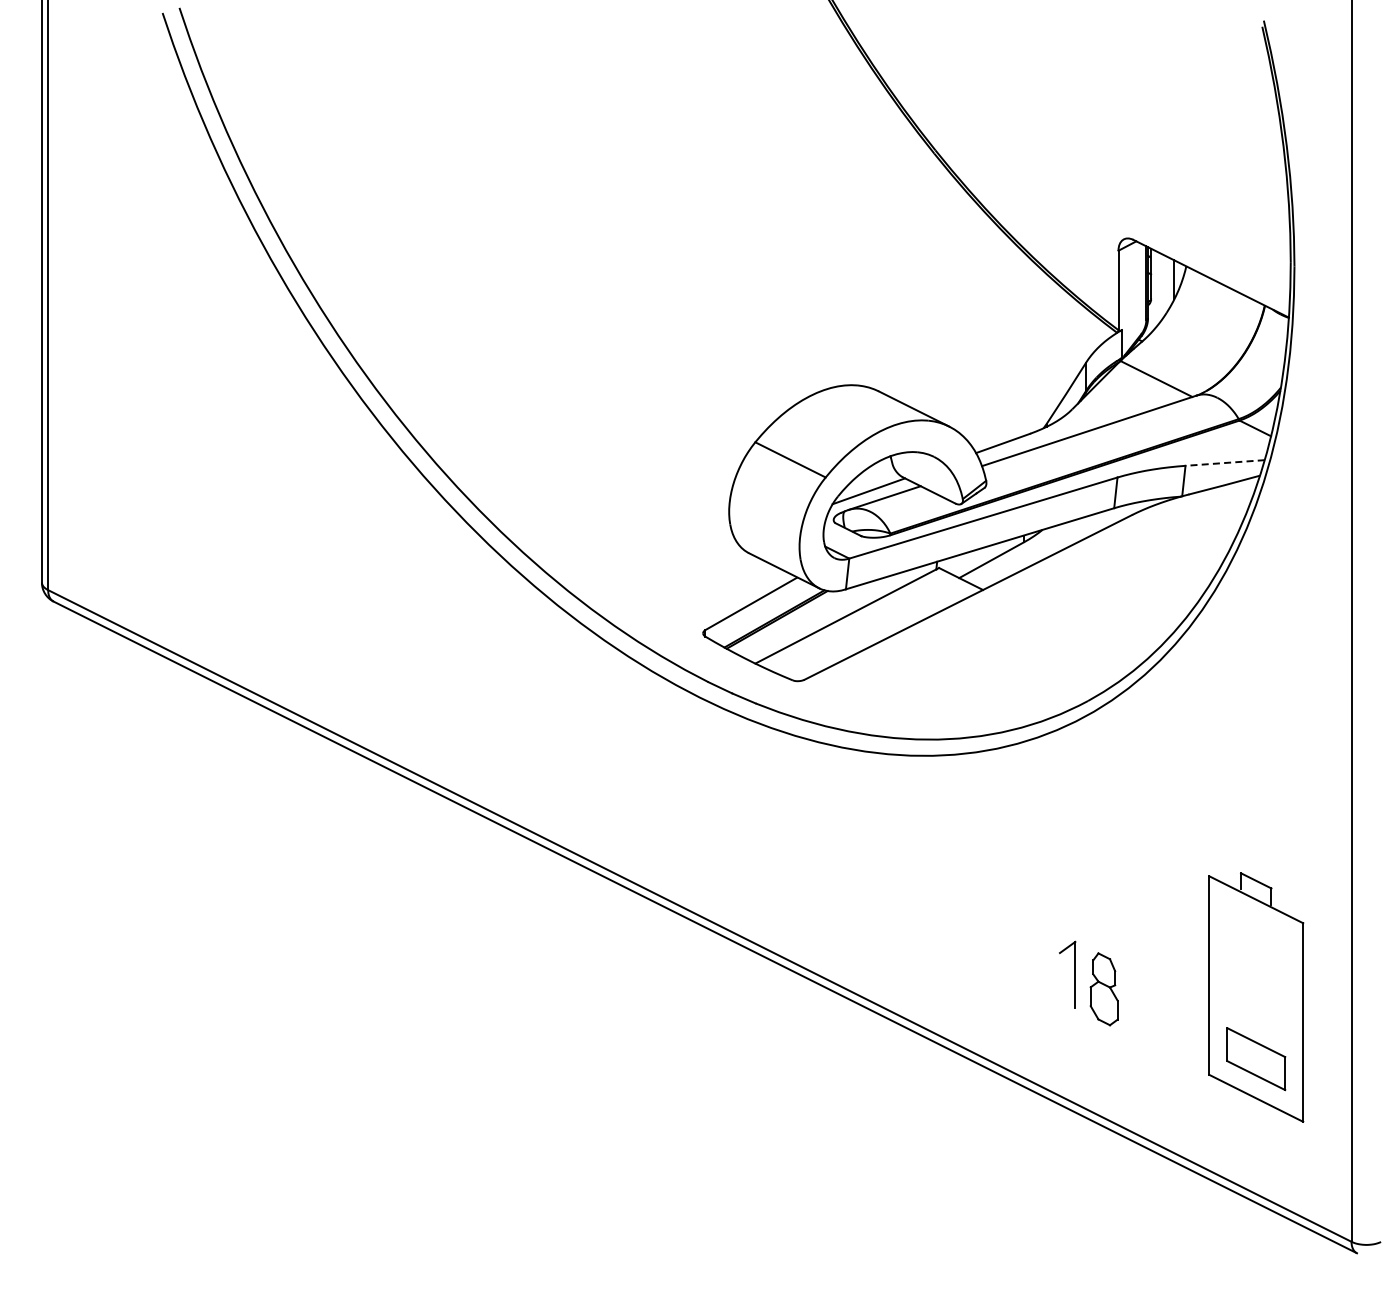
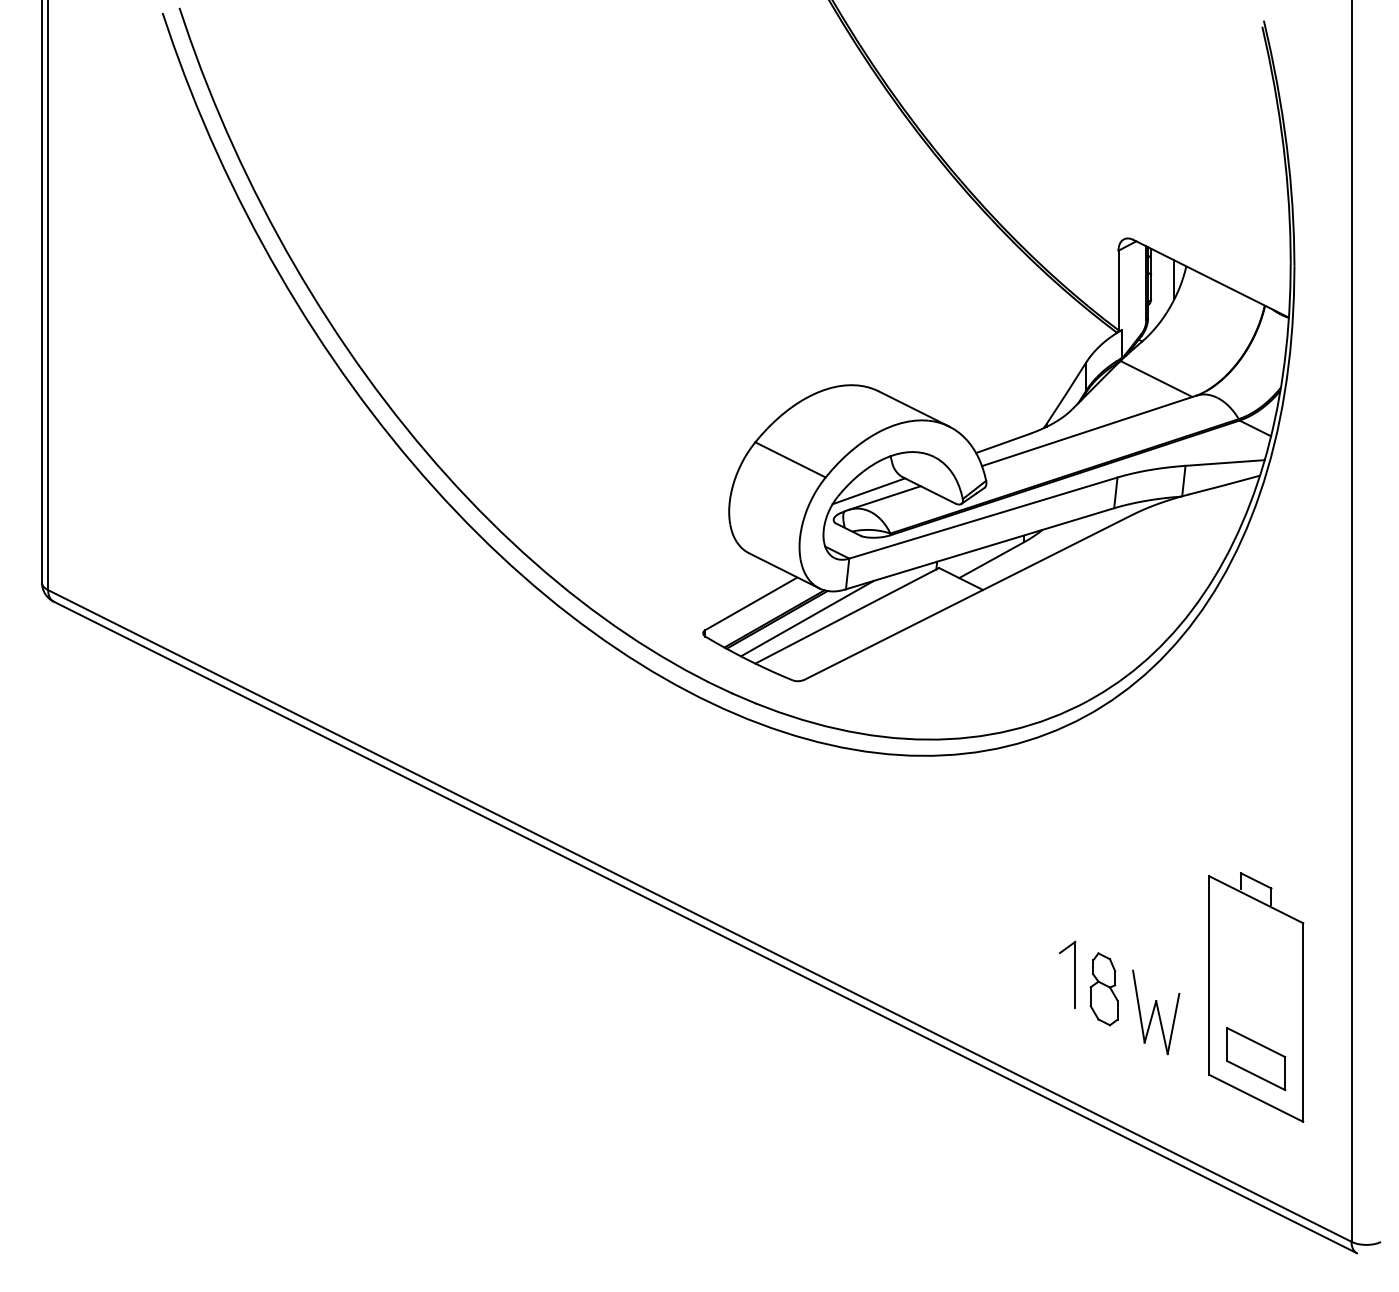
line: dashed -> solid (1225, 463)
line: none -> present (806, 618)
part: none -> present (1156, 1012)
